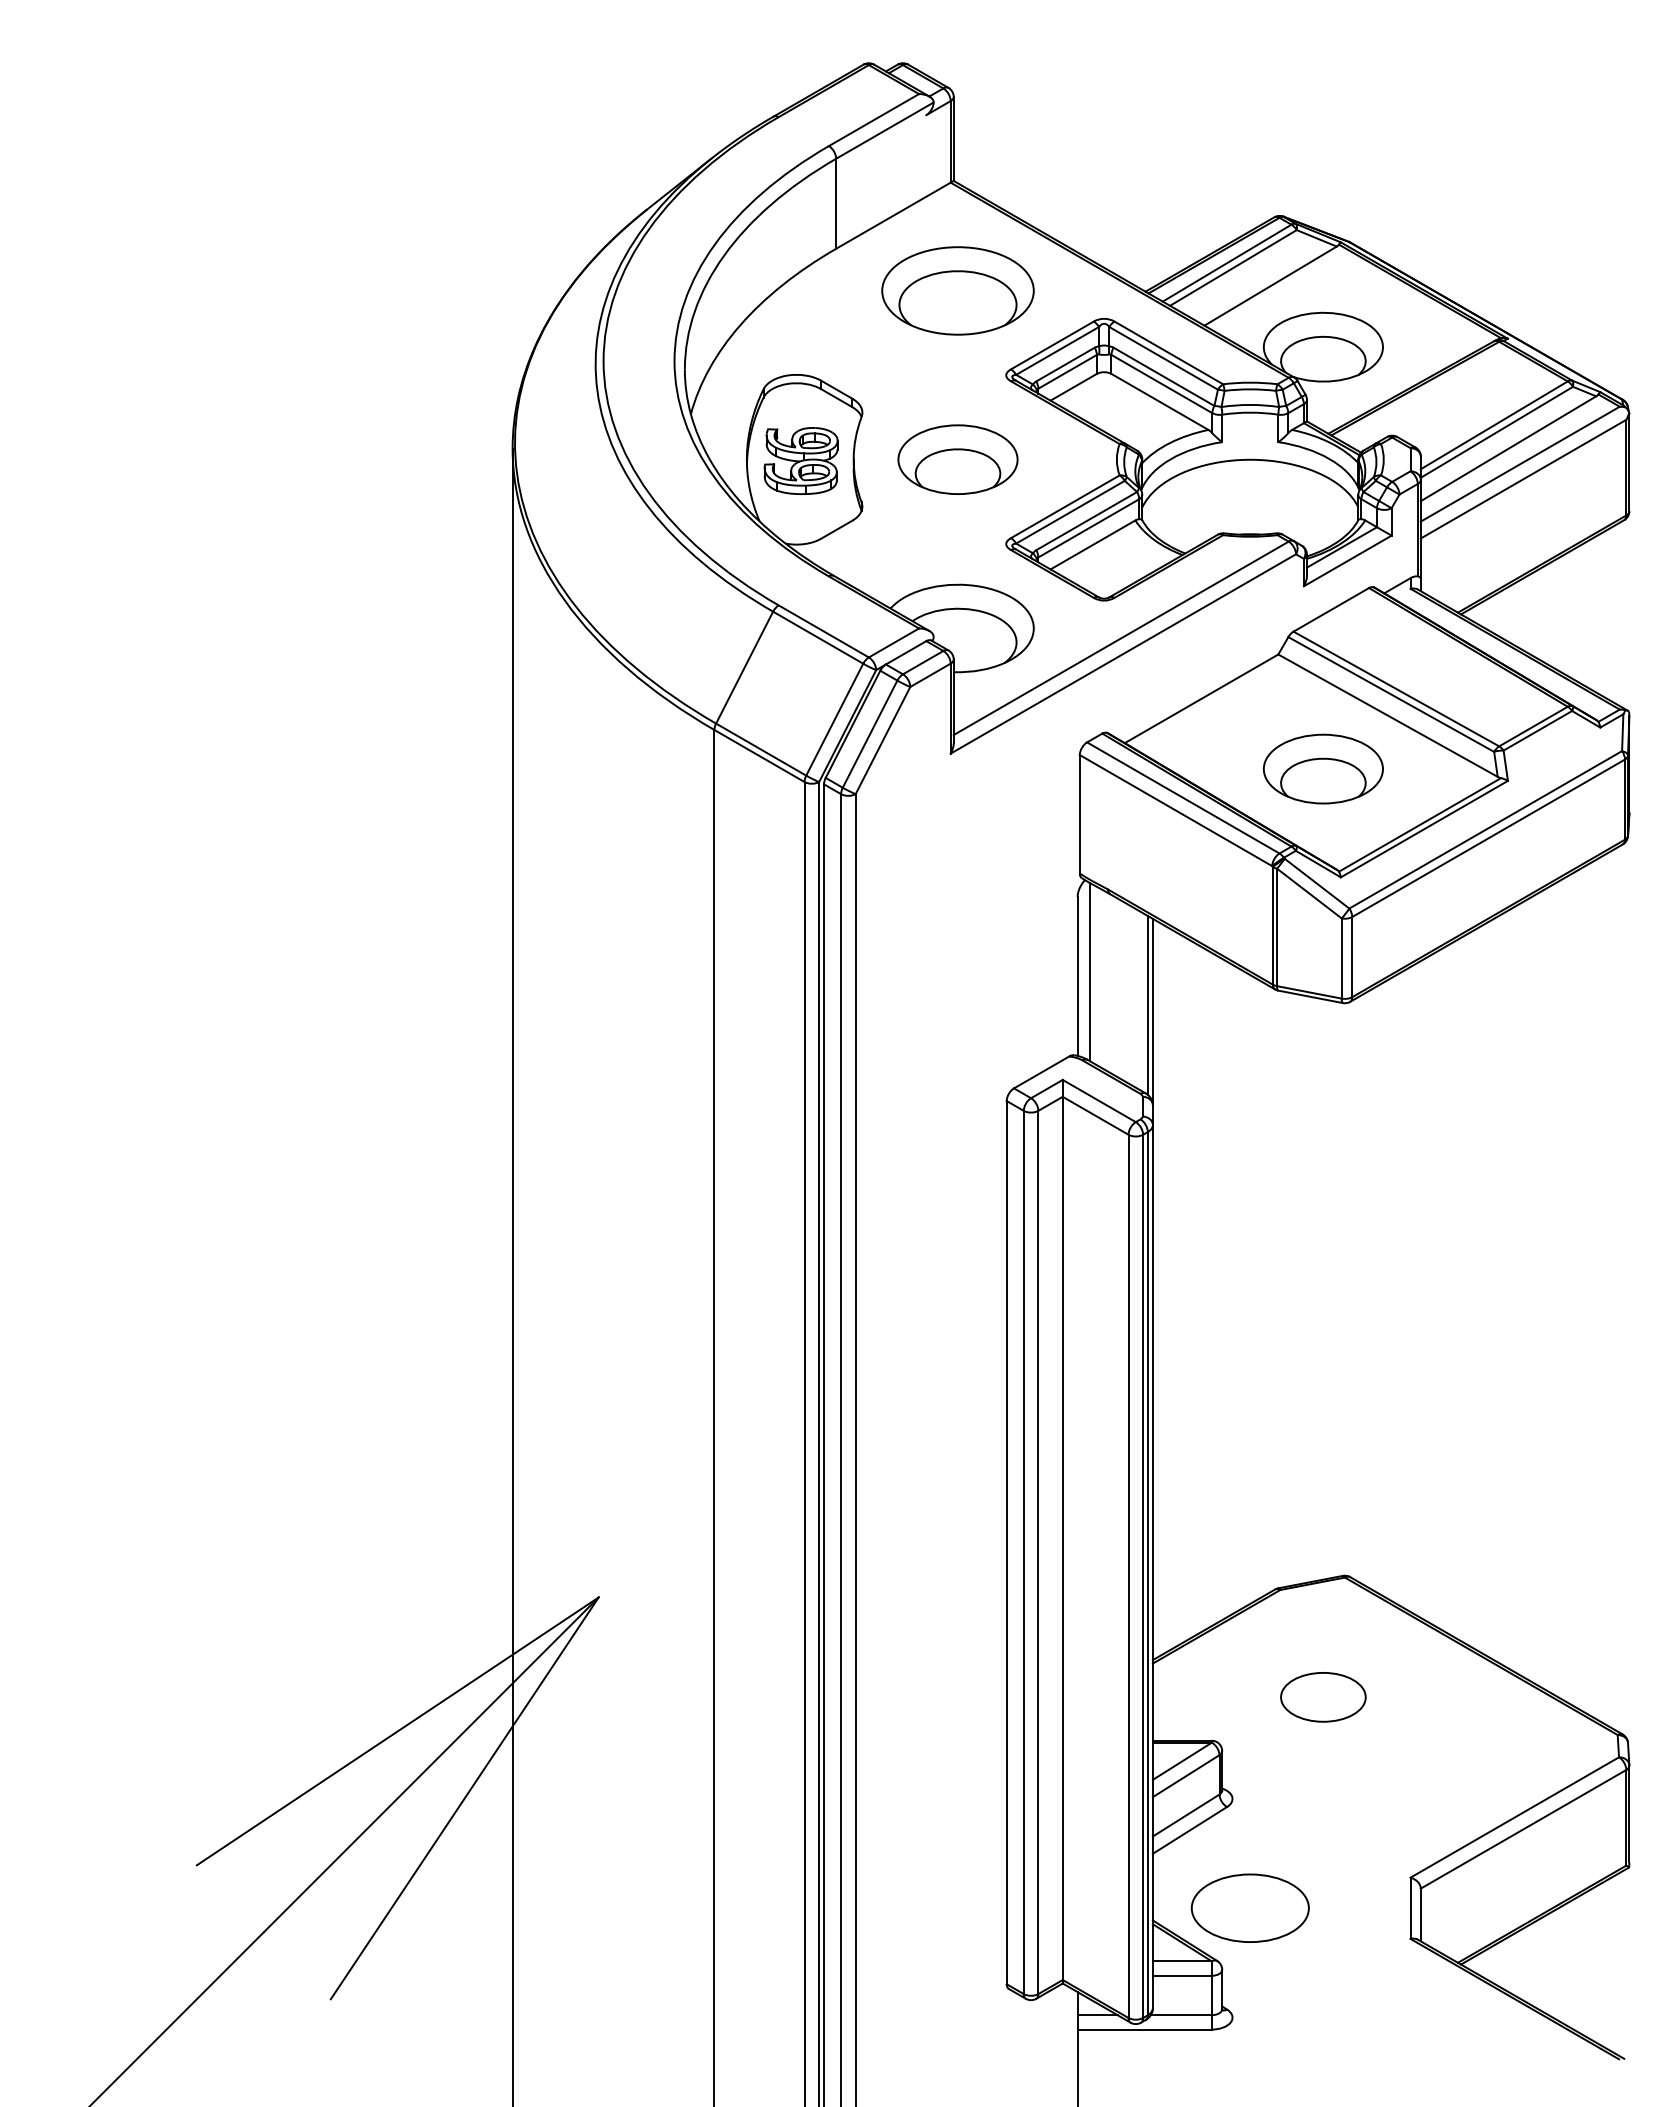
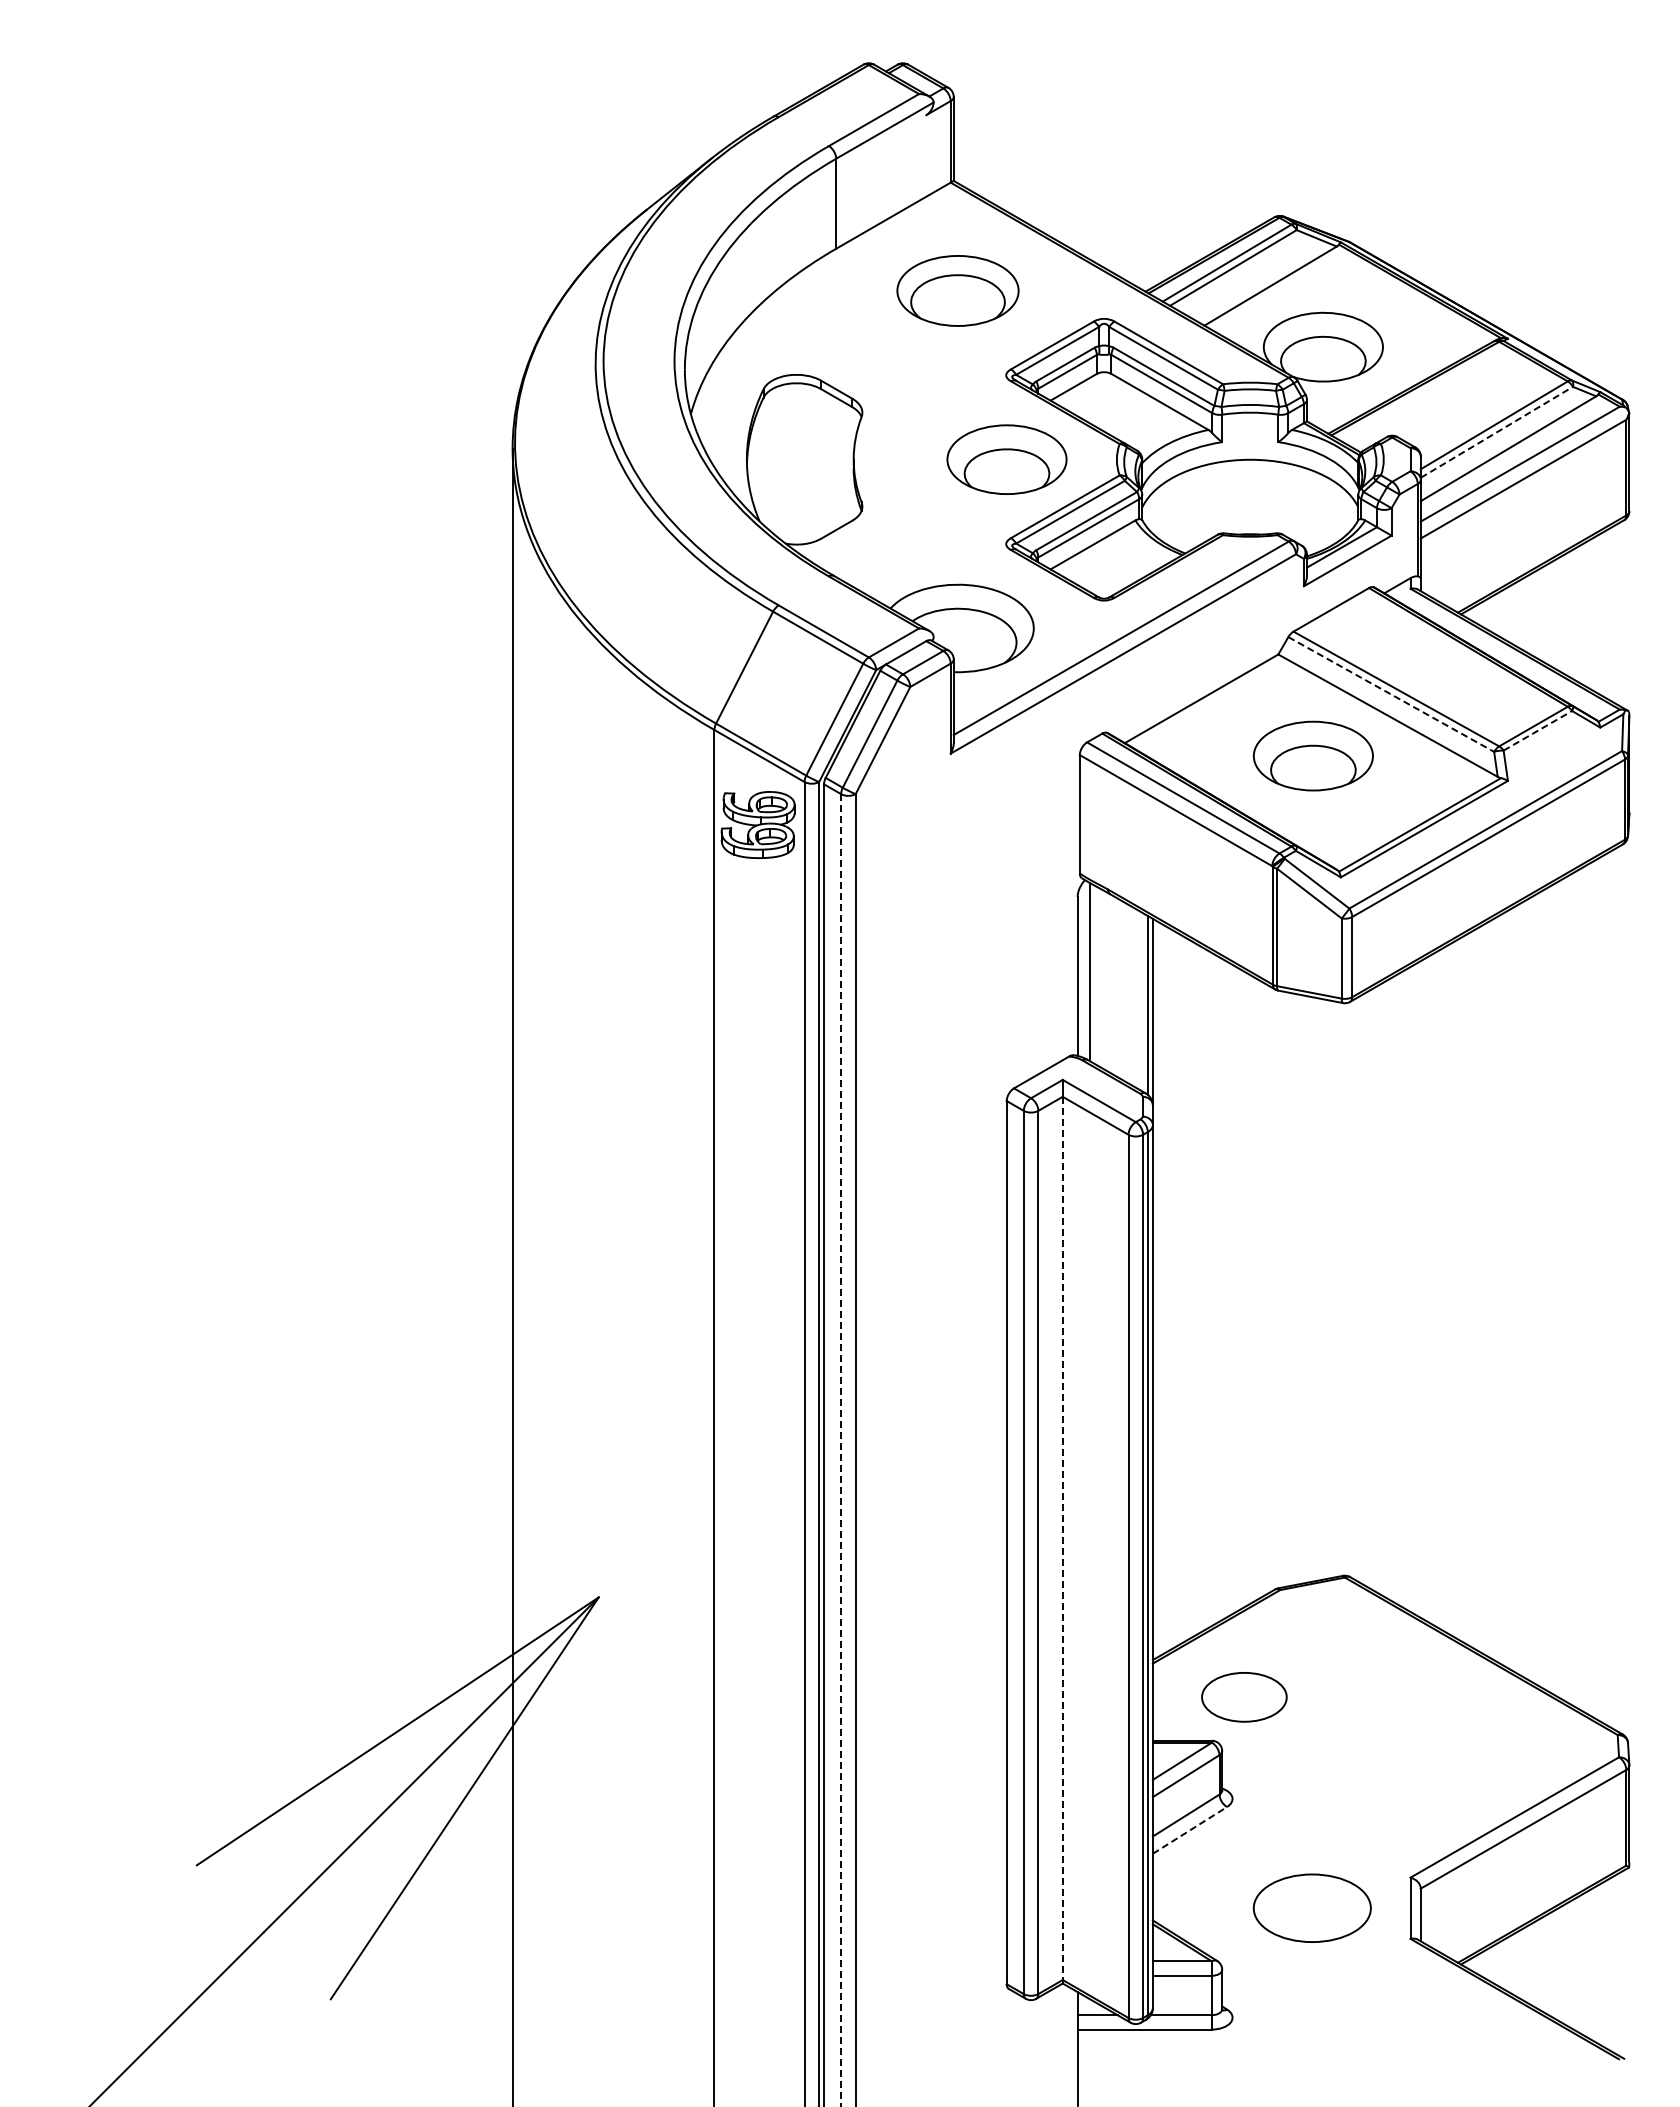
part size: 154x90 px -> 124x72 px (957, 290)
line: solid -> dashed (1496, 432)
part position: (957, 459) -> (1006, 459) (1006, 459)
part position: (800, 460) -> (757, 824) (757, 824)
line: solid -> dashed (1391, 694)
line: solid -> dashed (1537, 730)
part position: (1323, 768) -> (1313, 755) (1313, 755)
line: solid -> dashed (841, 1450)
line: solid -> dashed (1062, 1538)
part position: (1323, 1697) -> (1244, 1697) (1244, 1697)
line: solid -> dashed (1190, 1830)
part position: (1249, 1907) -> (1311, 1907) (1311, 1907)
